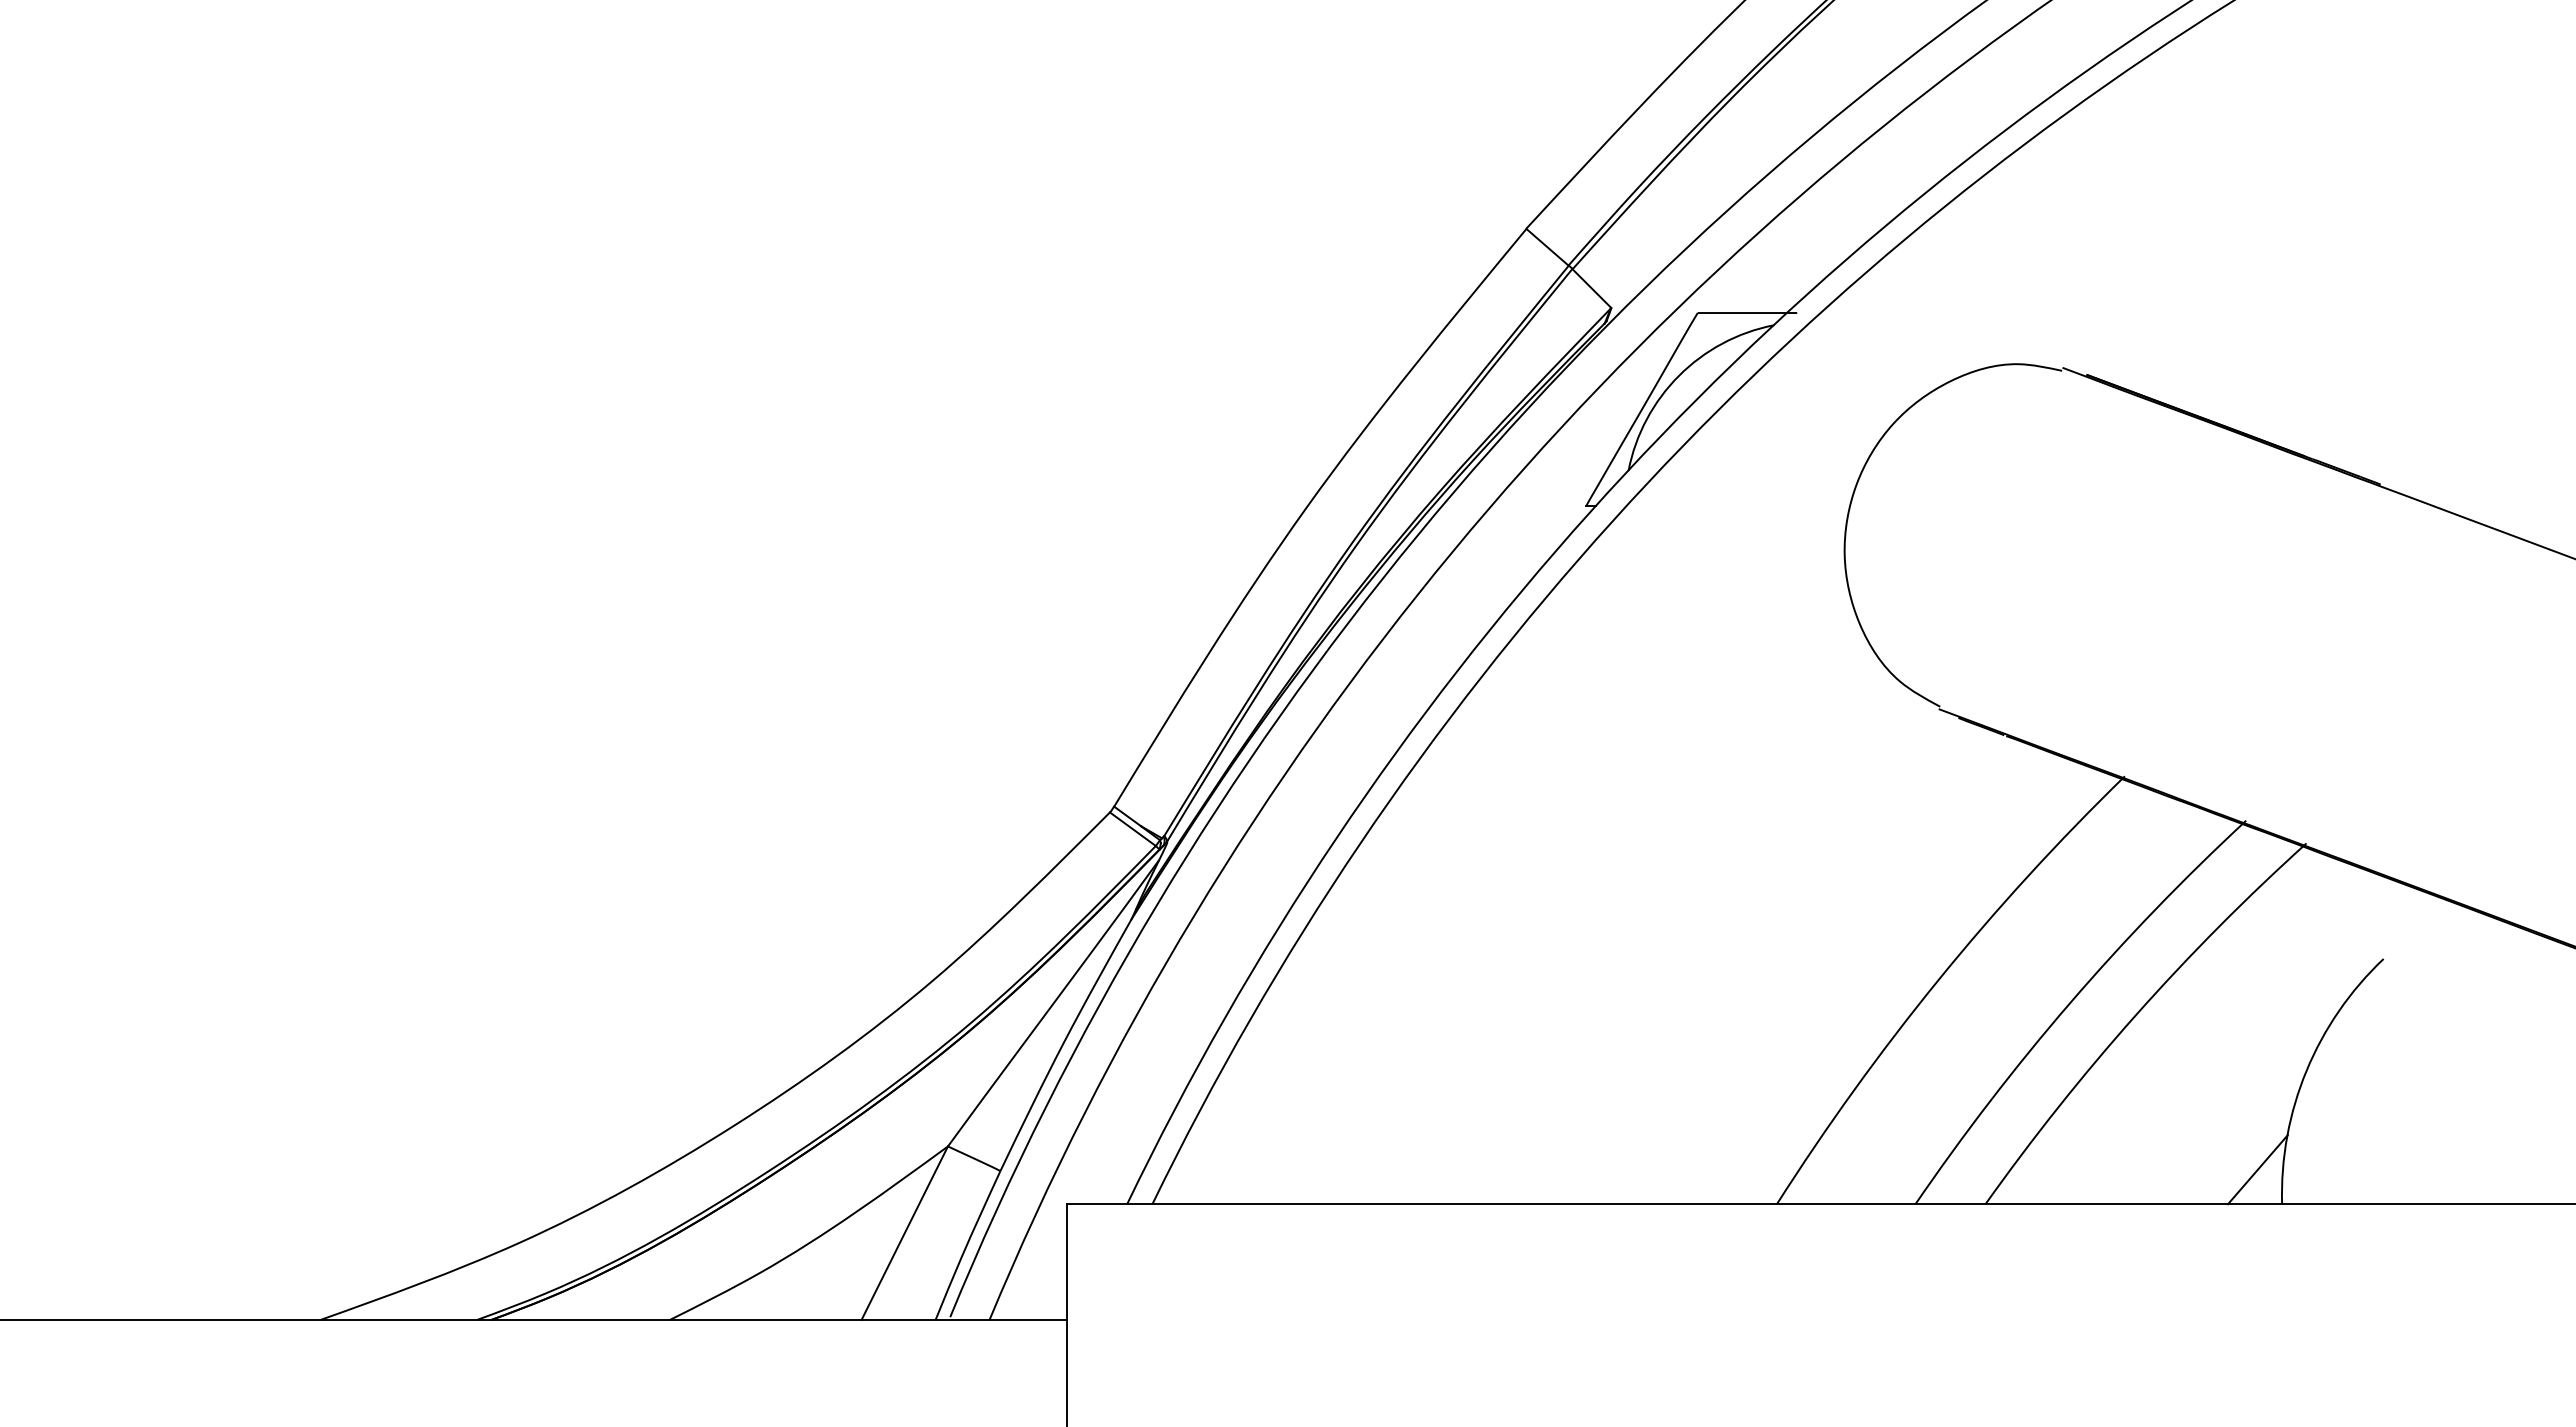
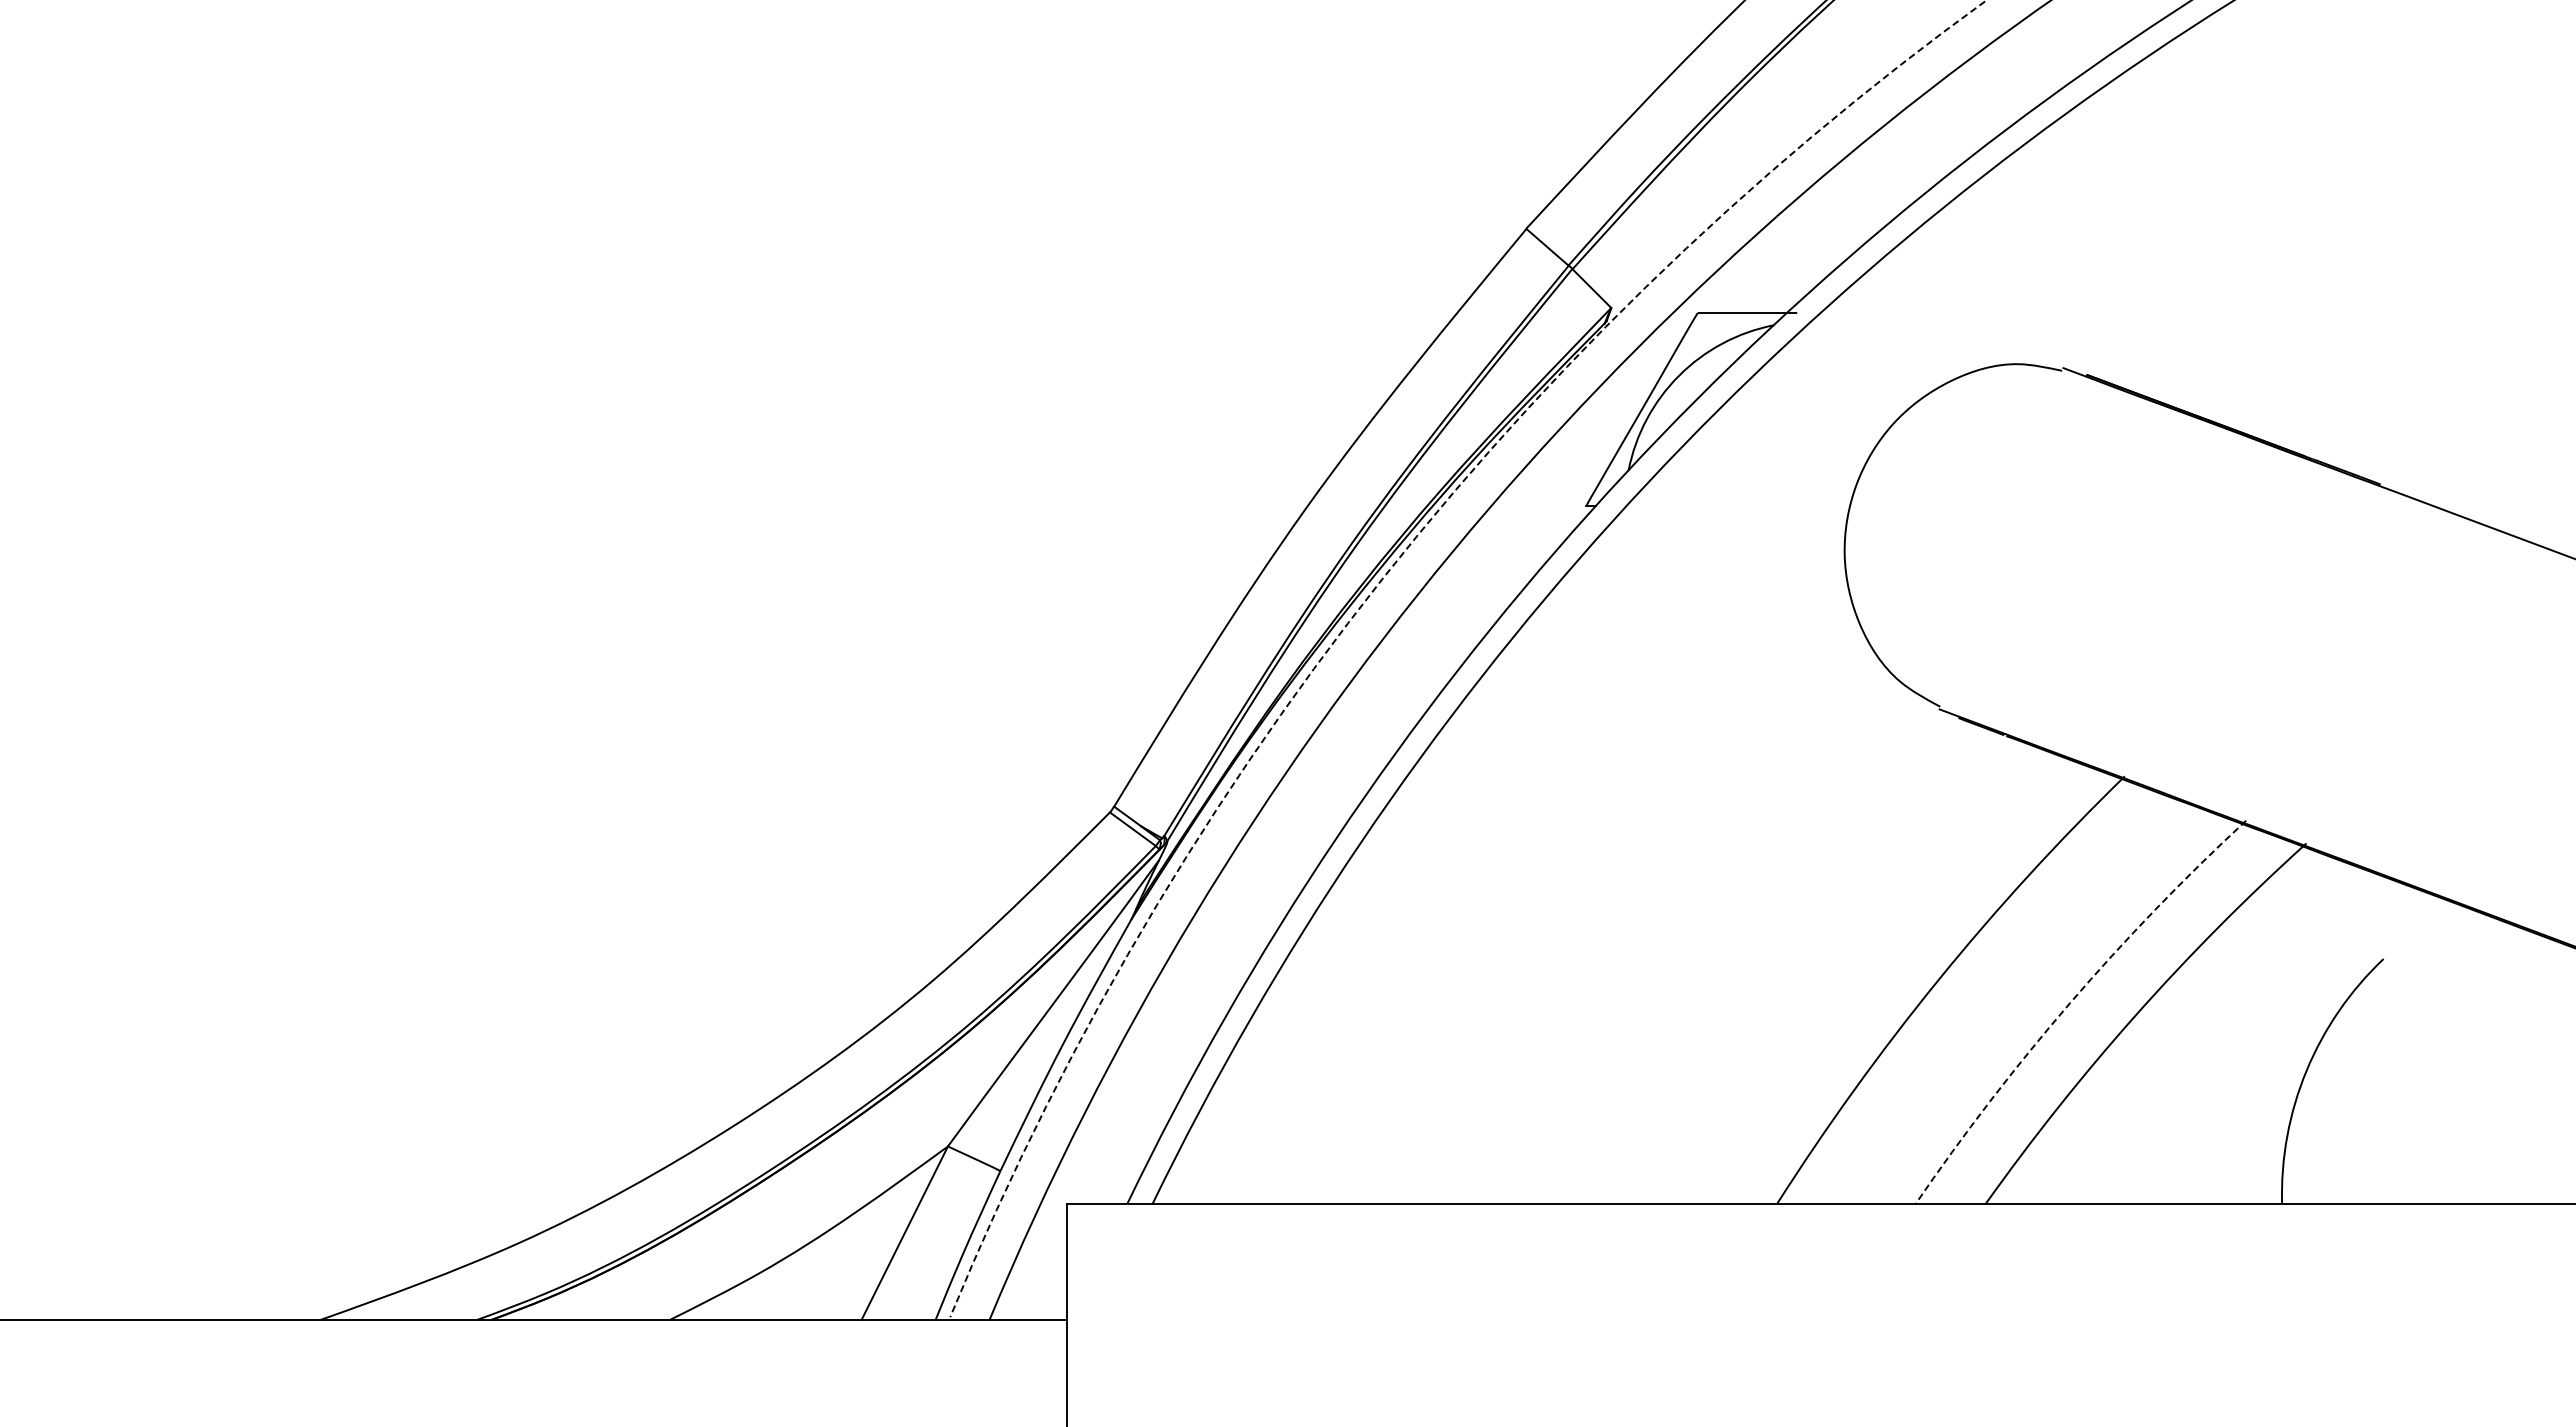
arc: solid -> dashed (1376, 586)
arc: solid -> dashed (2070, 1003)
line: present -> none (2257, 1169)
